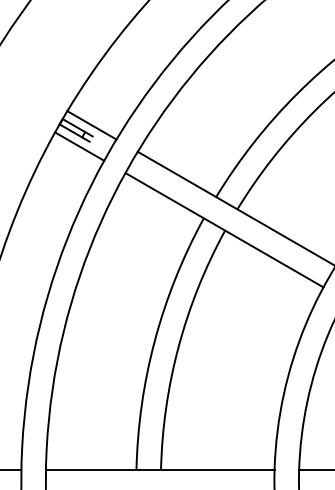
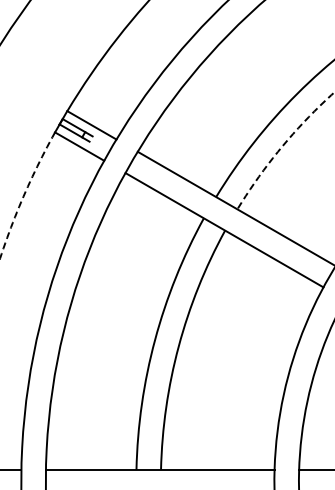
arc: solid -> dashed (281, 147)
arc: solid -> dashed (24, 194)
